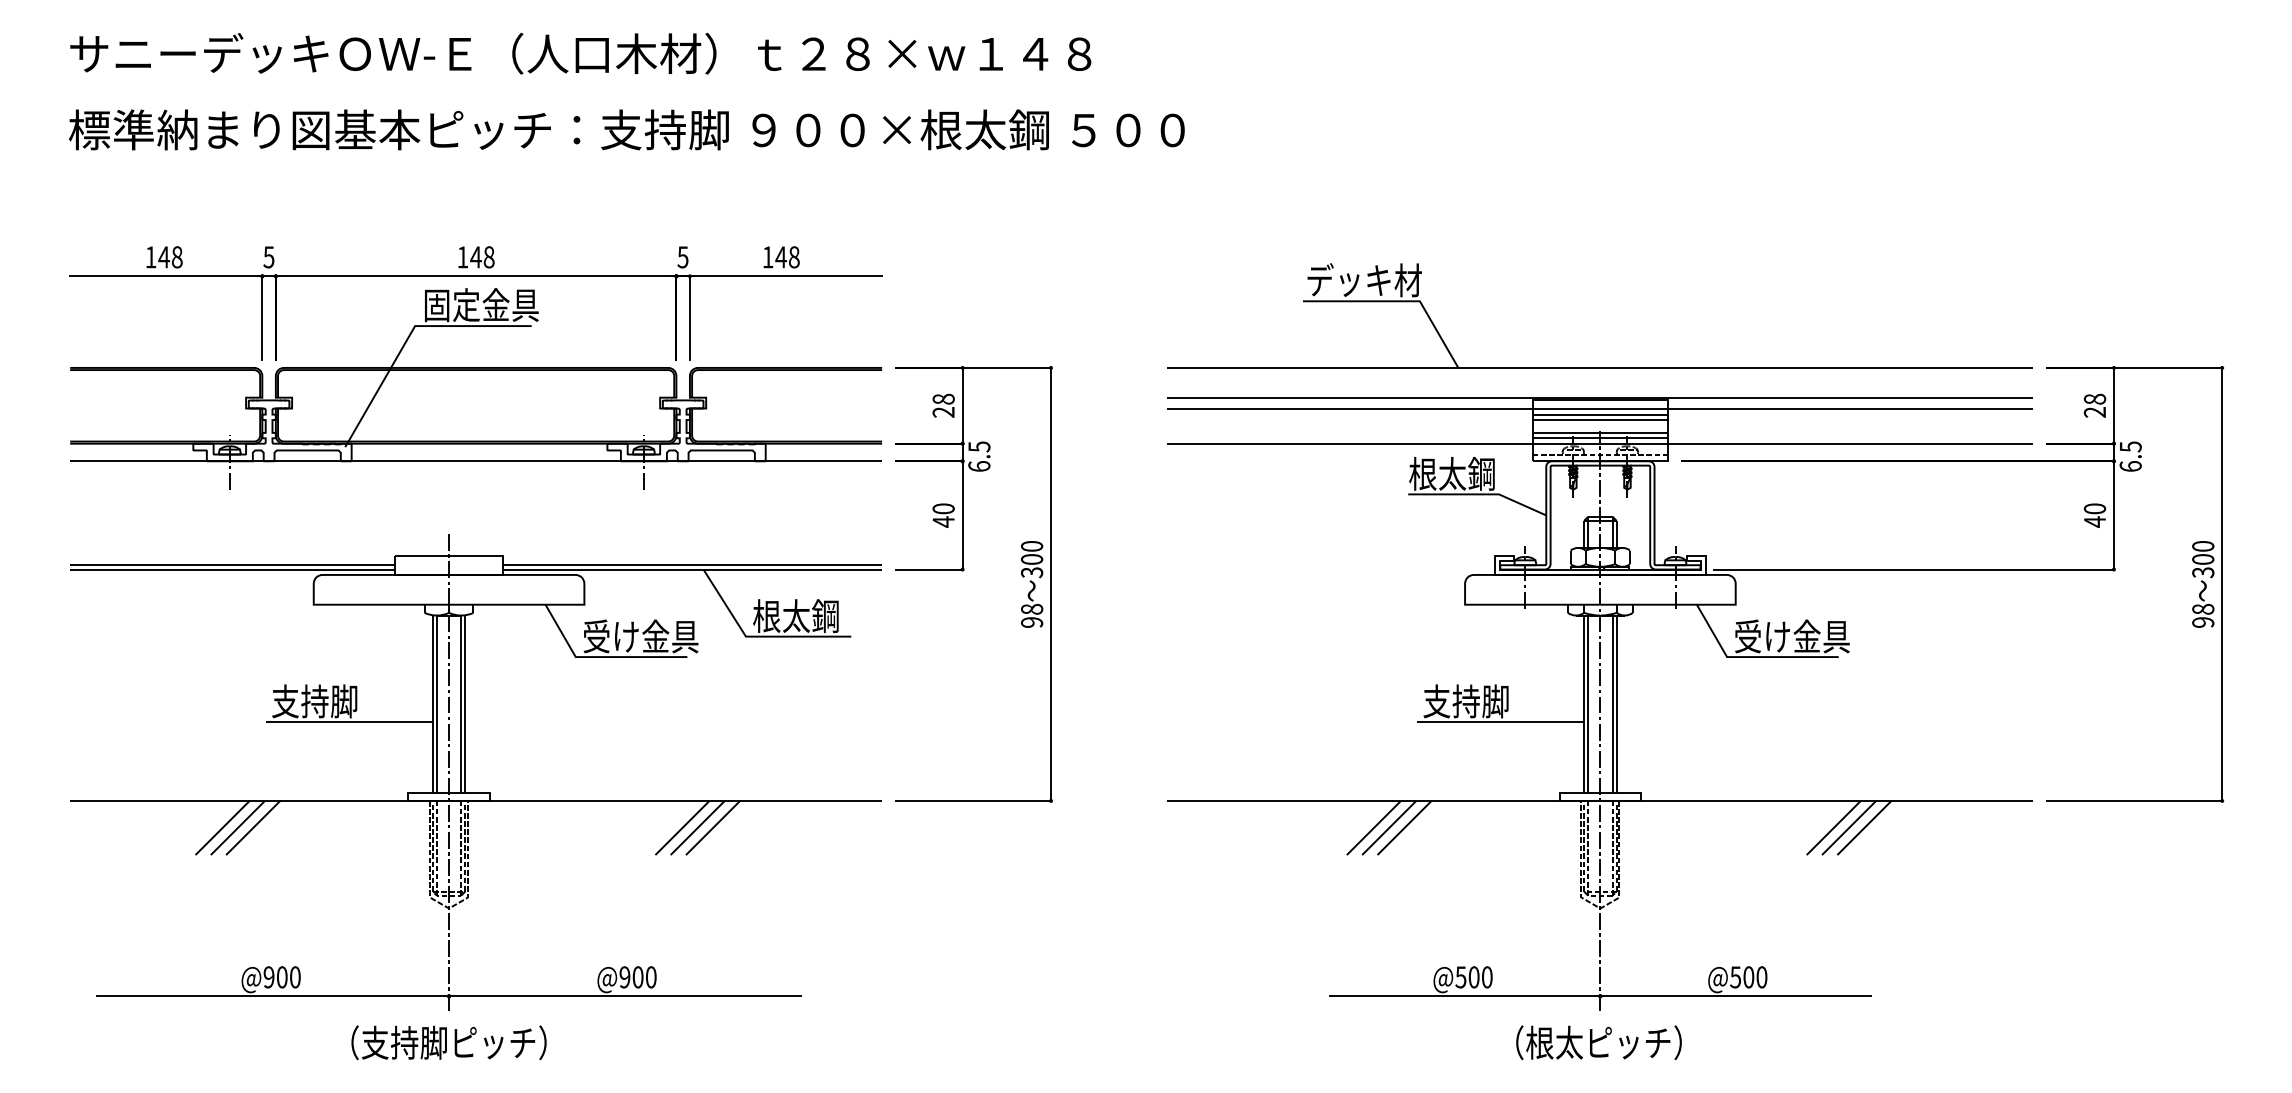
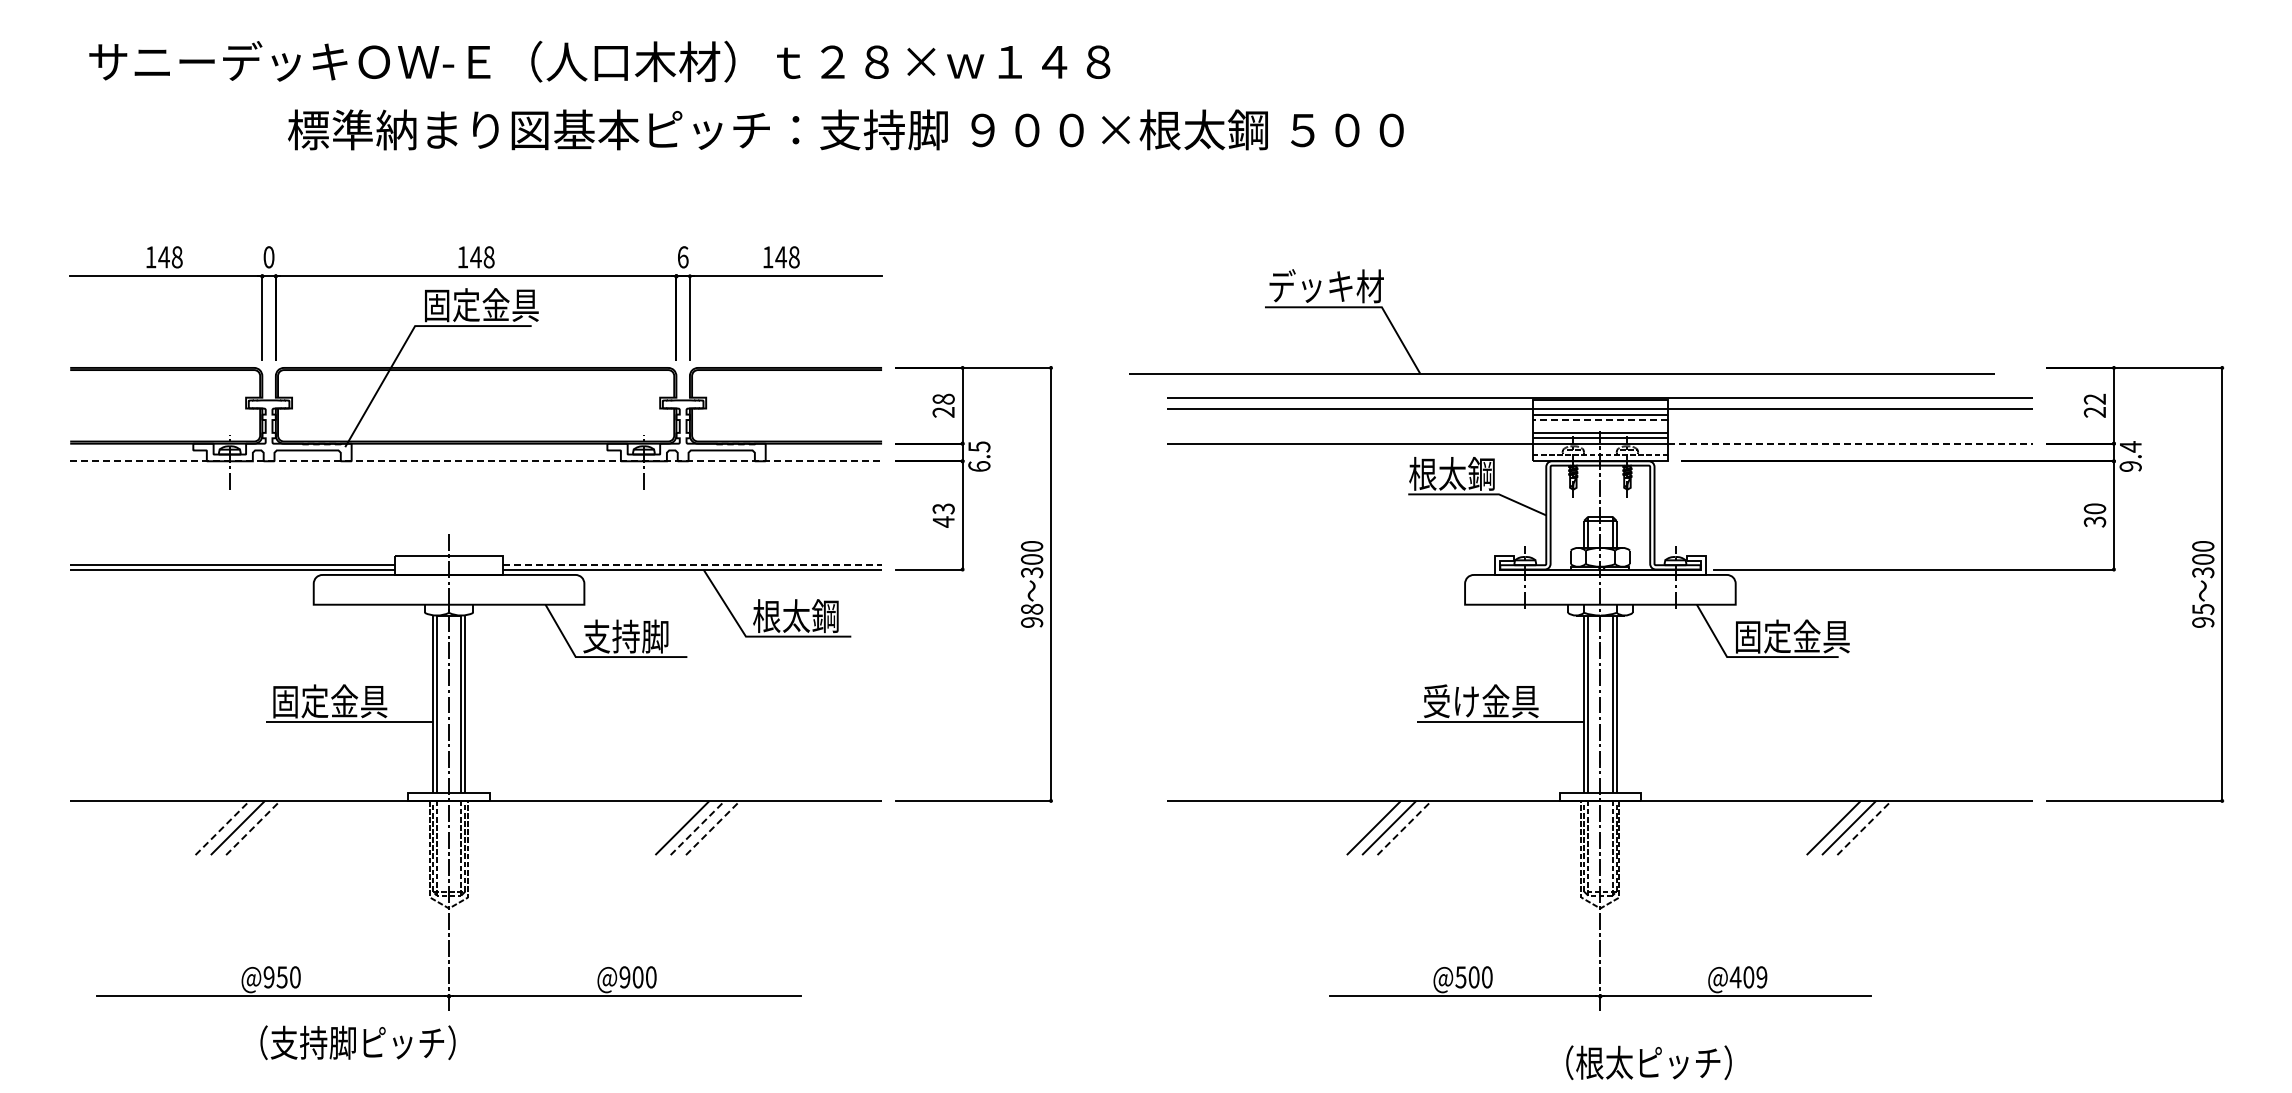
text position: (580, 53) -> (599, 61) (599, 61)
text position: (626, 129) -> (845, 129) (845, 129)
text: 5 -> 0 (268, 257)
text: 5 -> 6 (682, 257)
part position: (1599, 367) -> (1561, 373) (1561, 373)
text: 28 -> 22 (2094, 398)
line: solid -> dashed (1600, 420)
line: solid -> dashed (1850, 443)
text: 6.5 -> 9.4 (2130, 456)
line: solid -> dashed (476, 461)
text: 40 -> 43 (943, 508)
text: 40 -> 30 (2094, 521)
line: solid -> dashed (693, 565)
text: 98 -> 95 (2203, 609)
text: 受け金具 -> 支持脚 (640, 636)
text: 受け金具 -> 固定金具 (1762, 636)
text: 支持脚 -> 固定金具 (329, 701)
text: 支持脚 -> 受け金具 (1480, 701)
line: solid -> dashed (222, 827)
line: solid -> dashed (253, 827)
line: solid -> dashed (698, 827)
line: solid -> dashed (713, 827)
line: solid -> dashed (1404, 827)
line: solid -> dashed (1864, 827)
text: @900 -> @950 (281, 977)
text: @500 -> @409 (1748, 977)
text position: (448, 1042) -> (357, 1042) (357, 1042)
text position: (1598, 1042) -> (1648, 1062) (1648, 1062)
